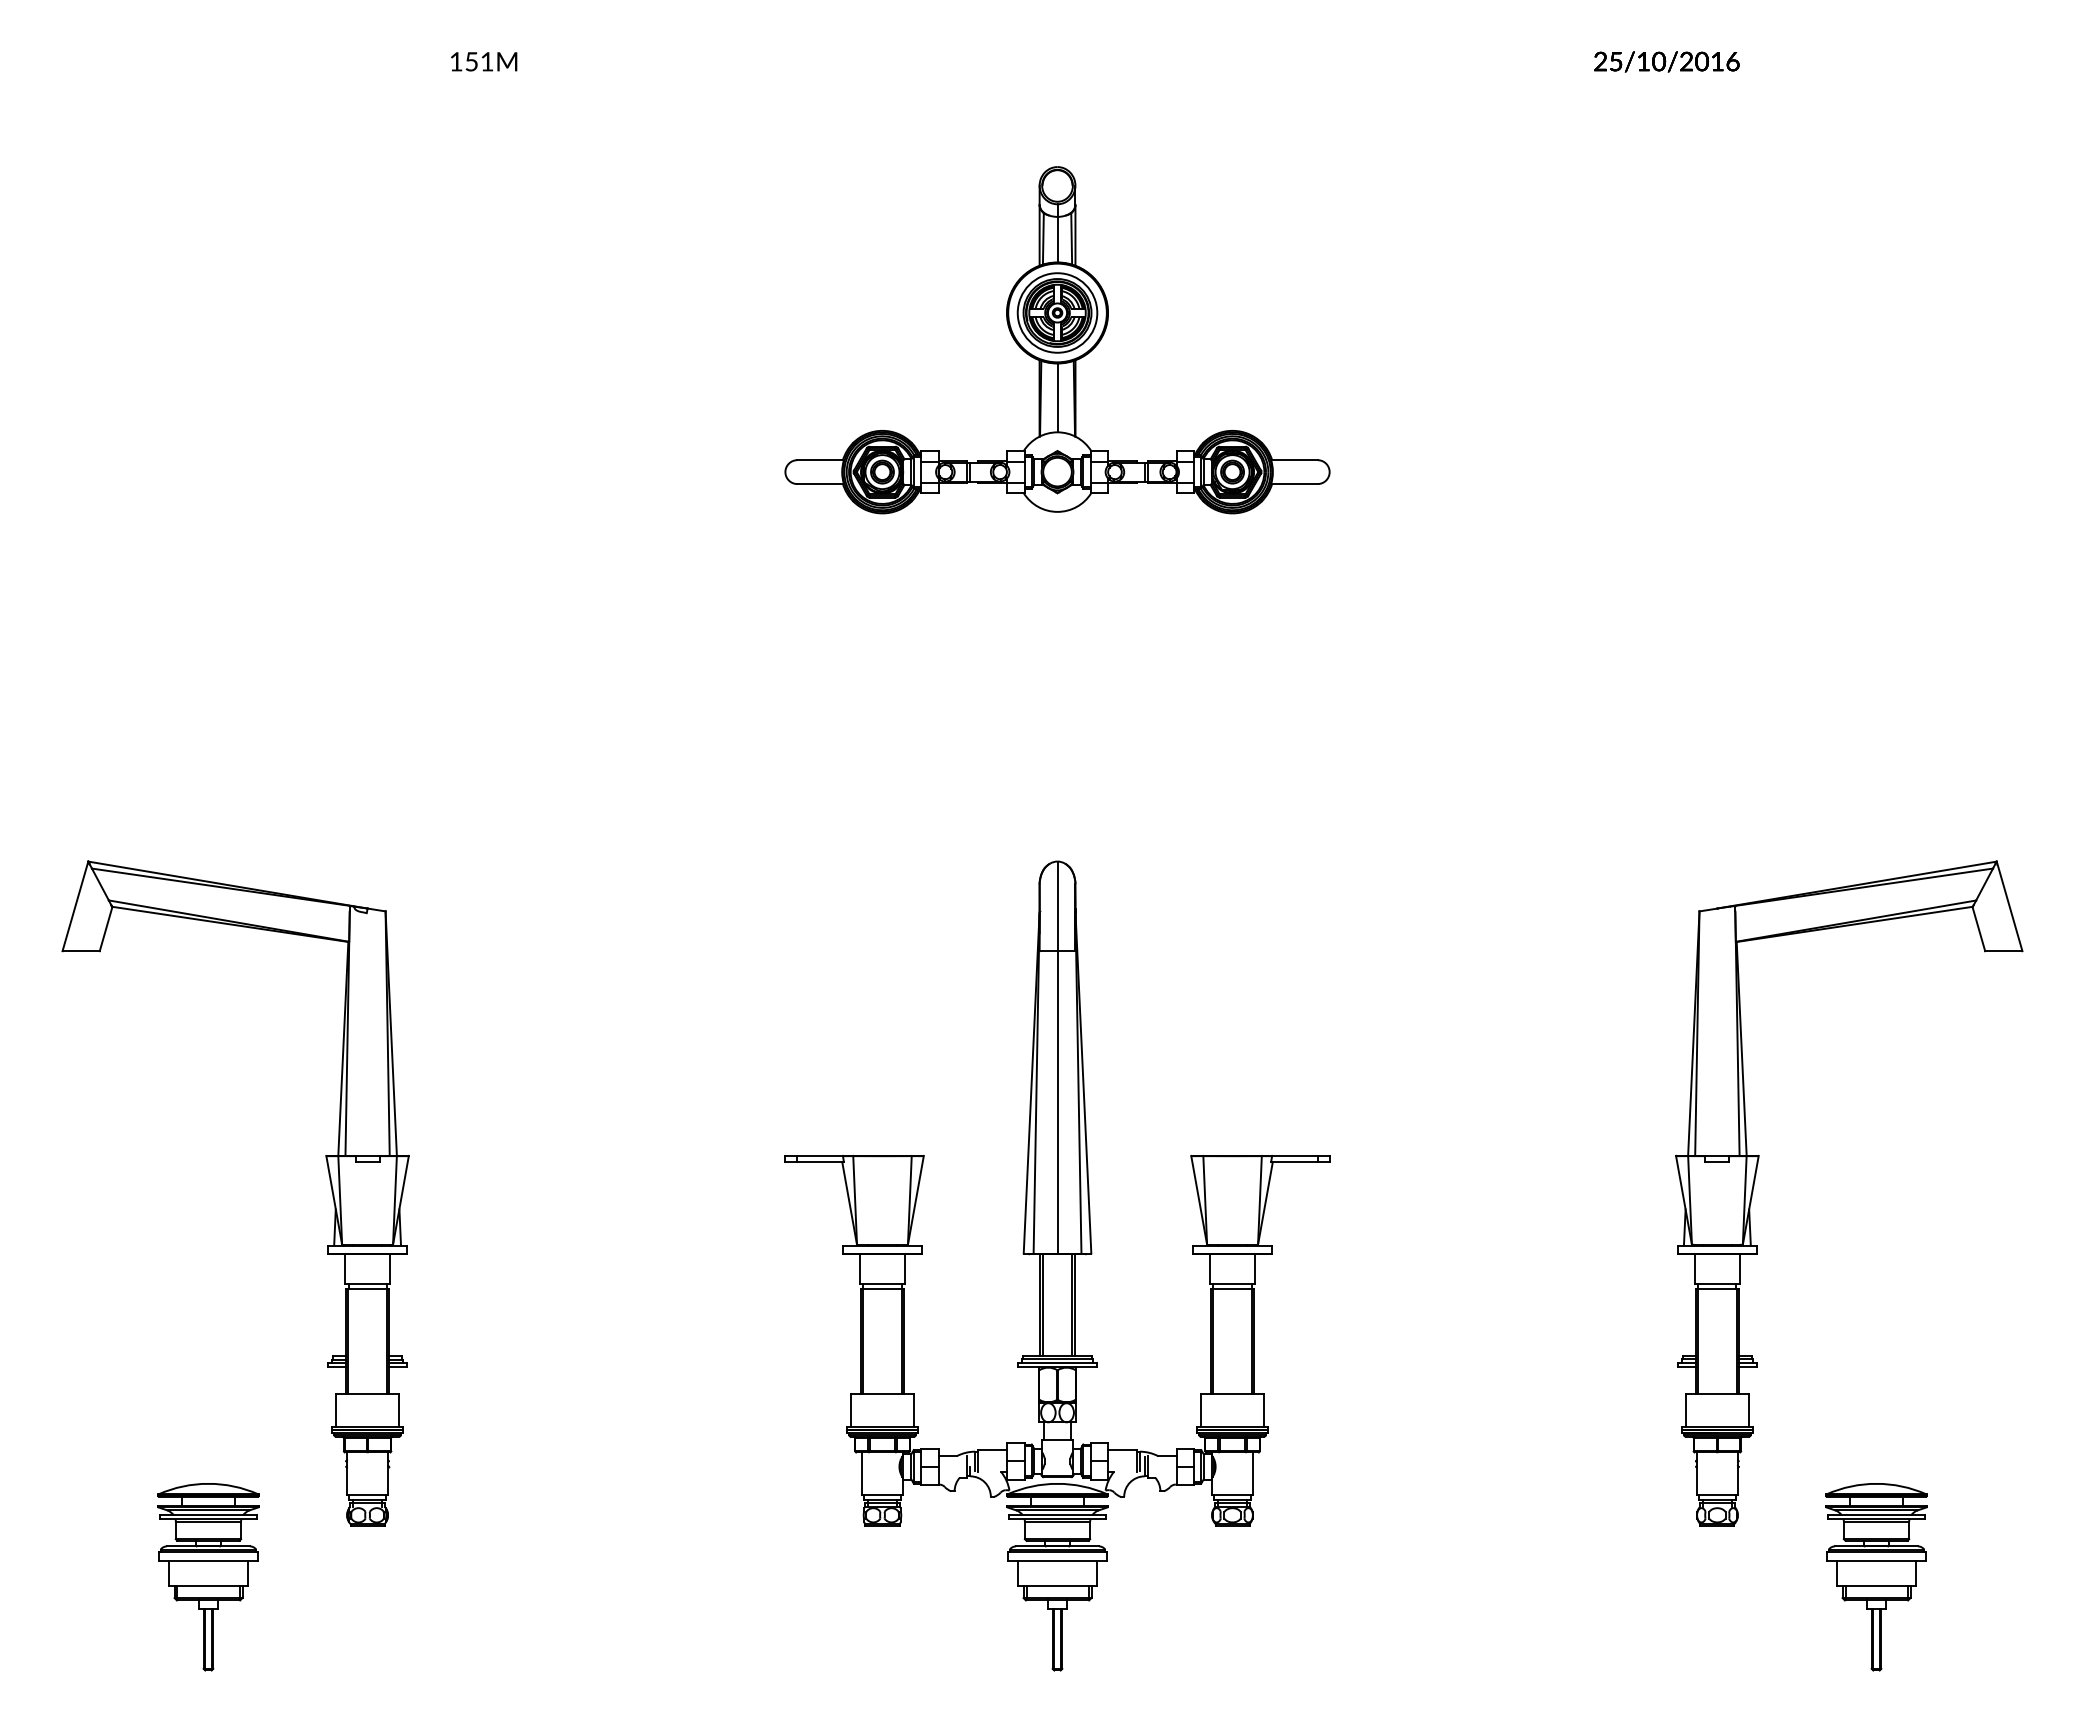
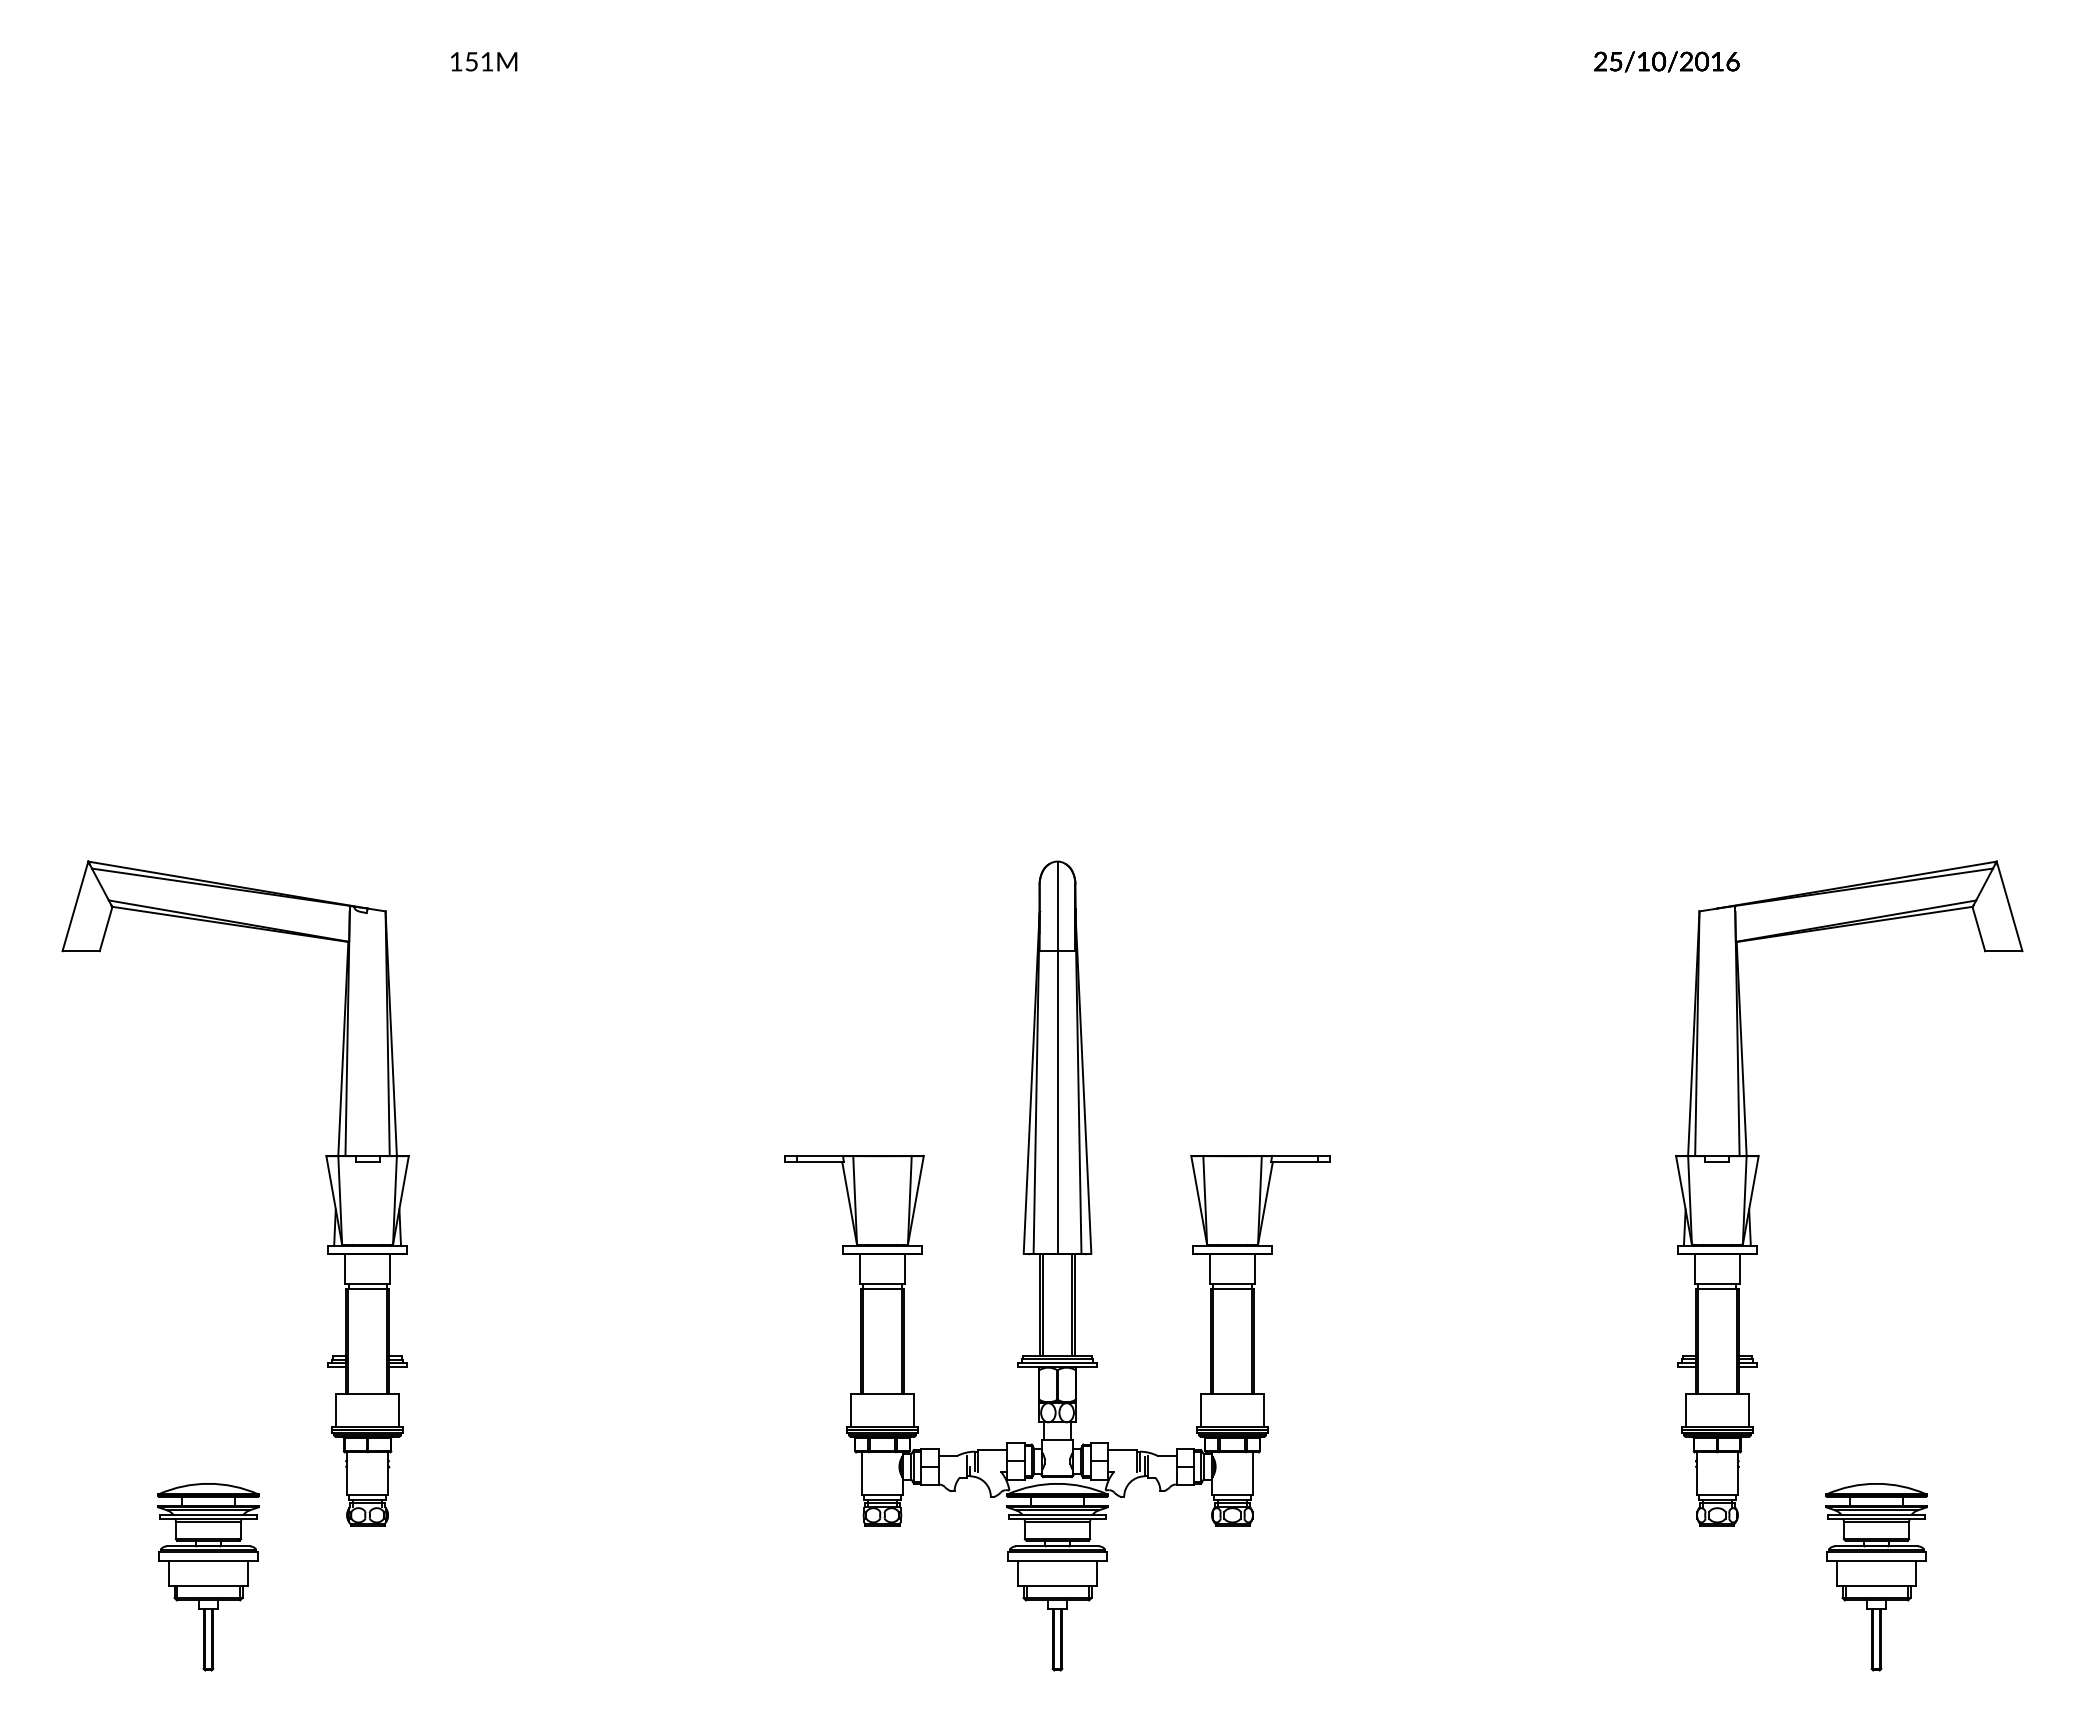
part: present -> none (1057, 340)
